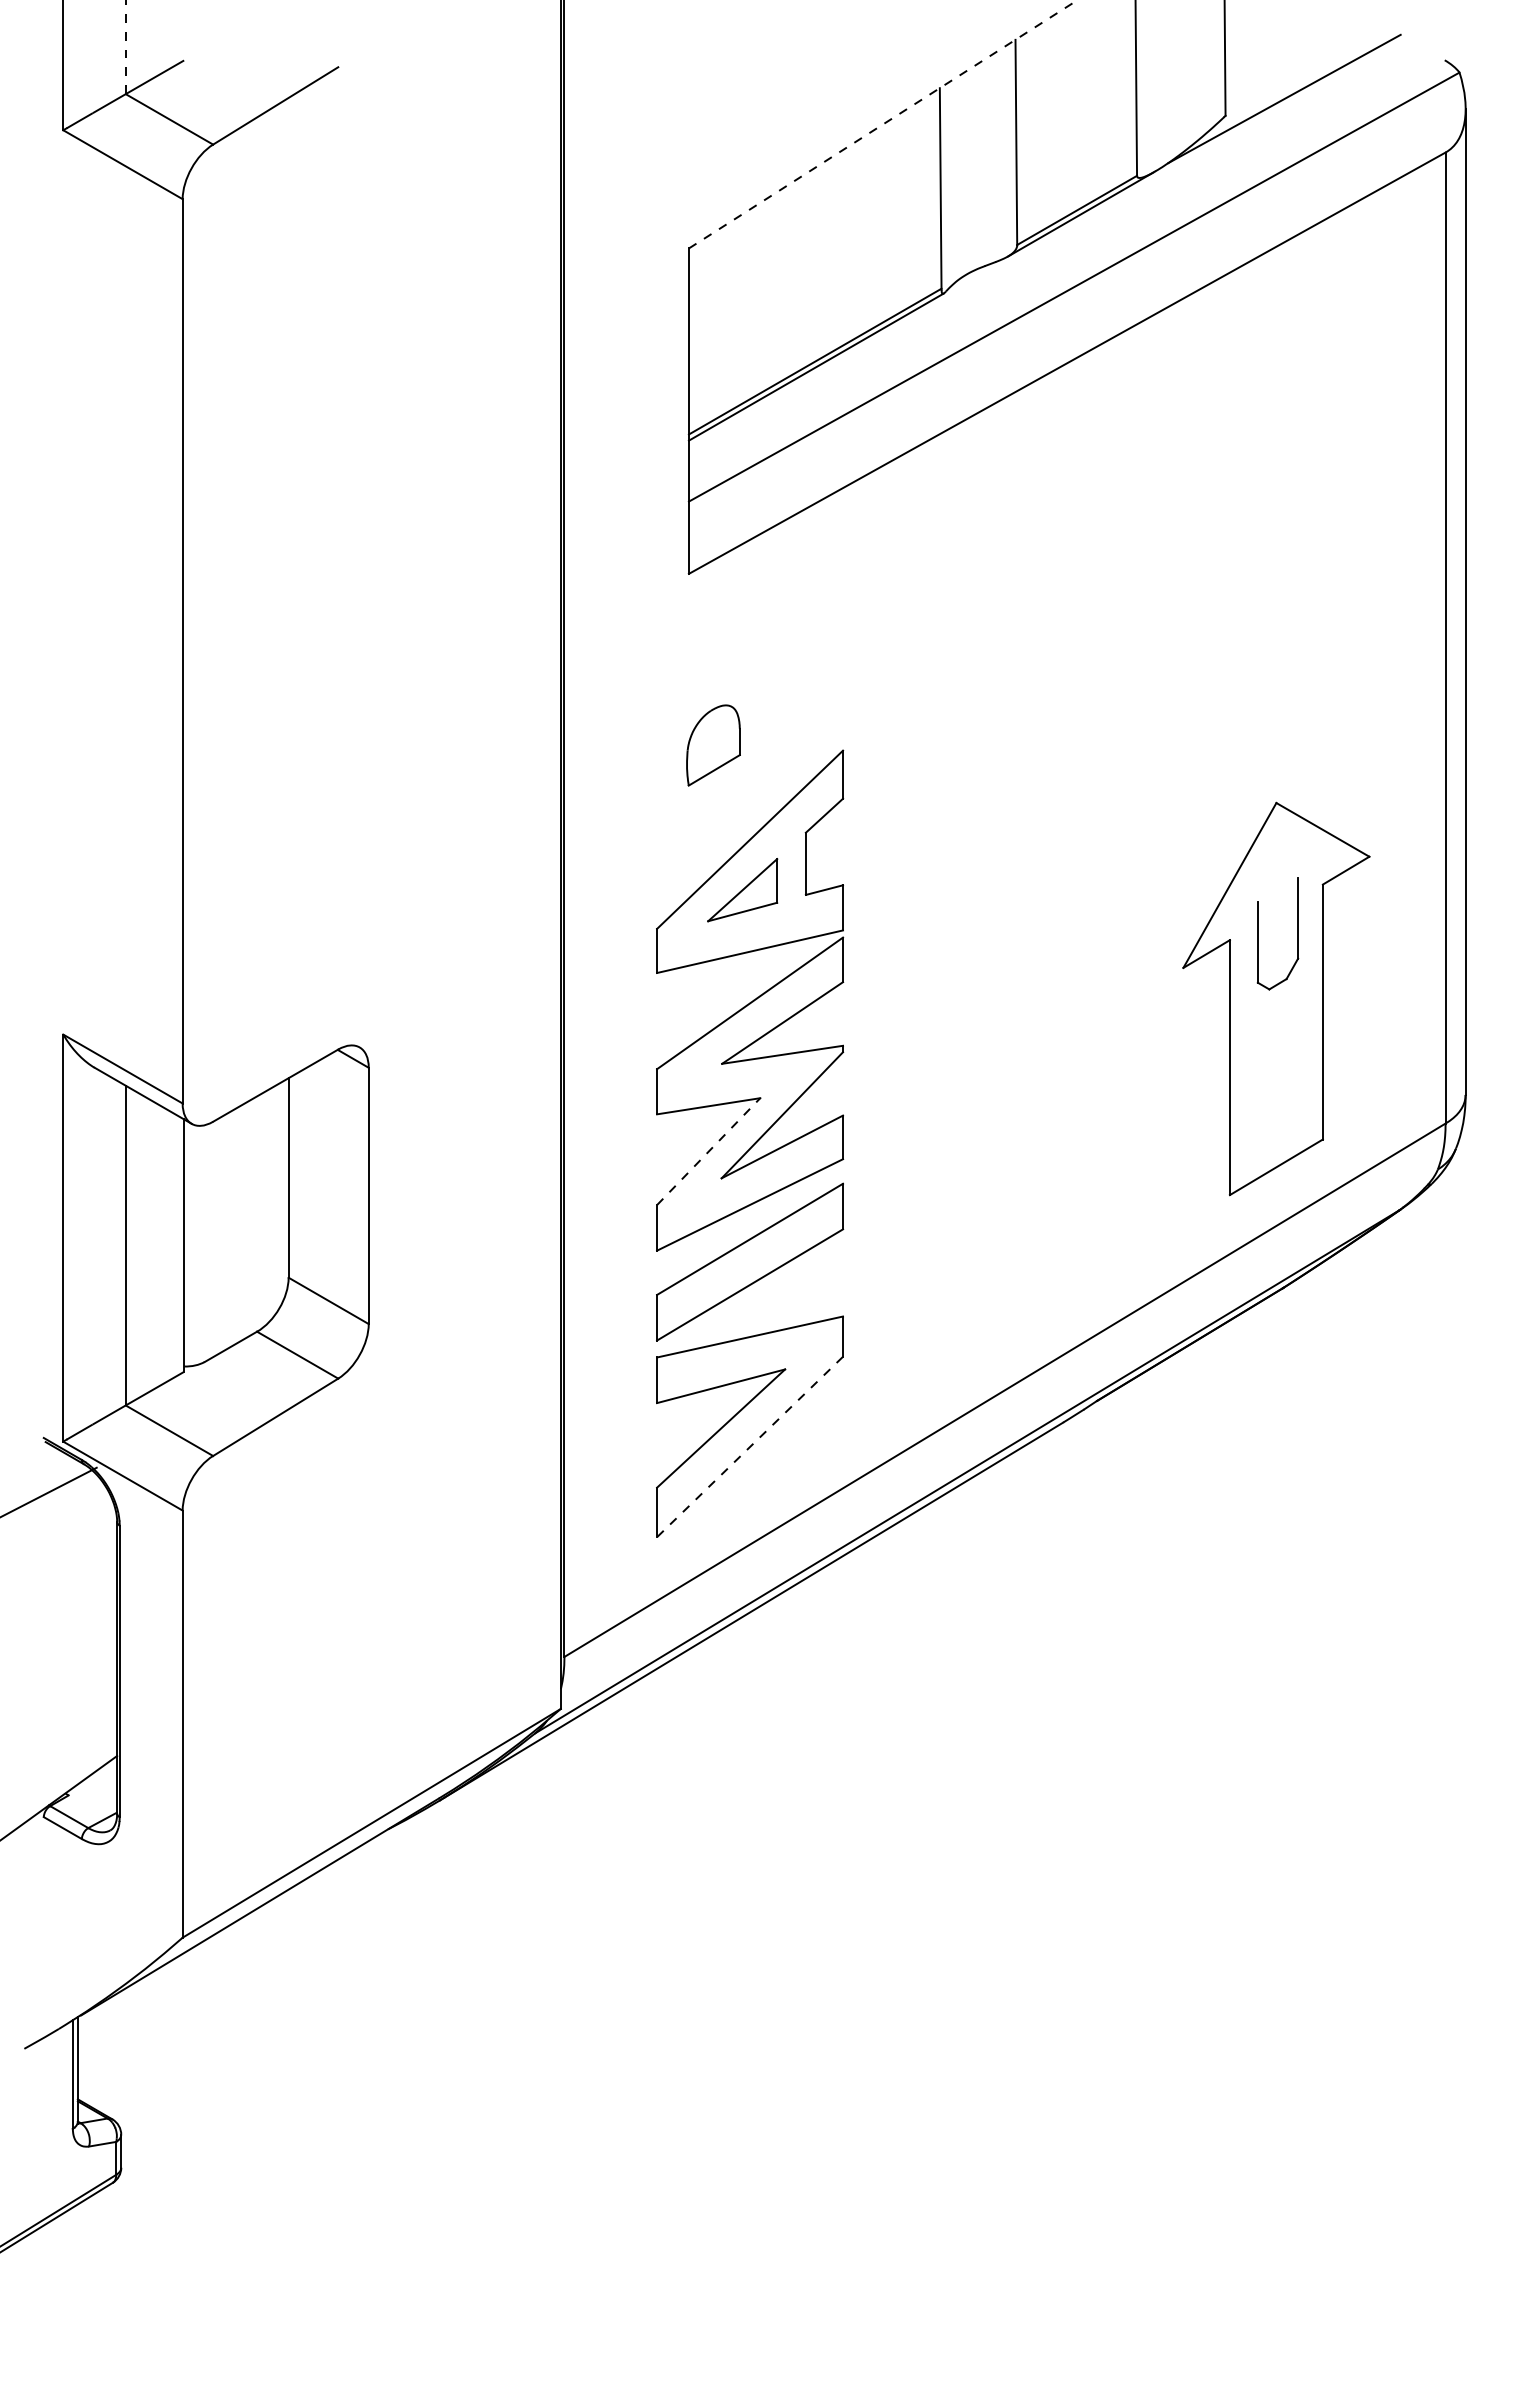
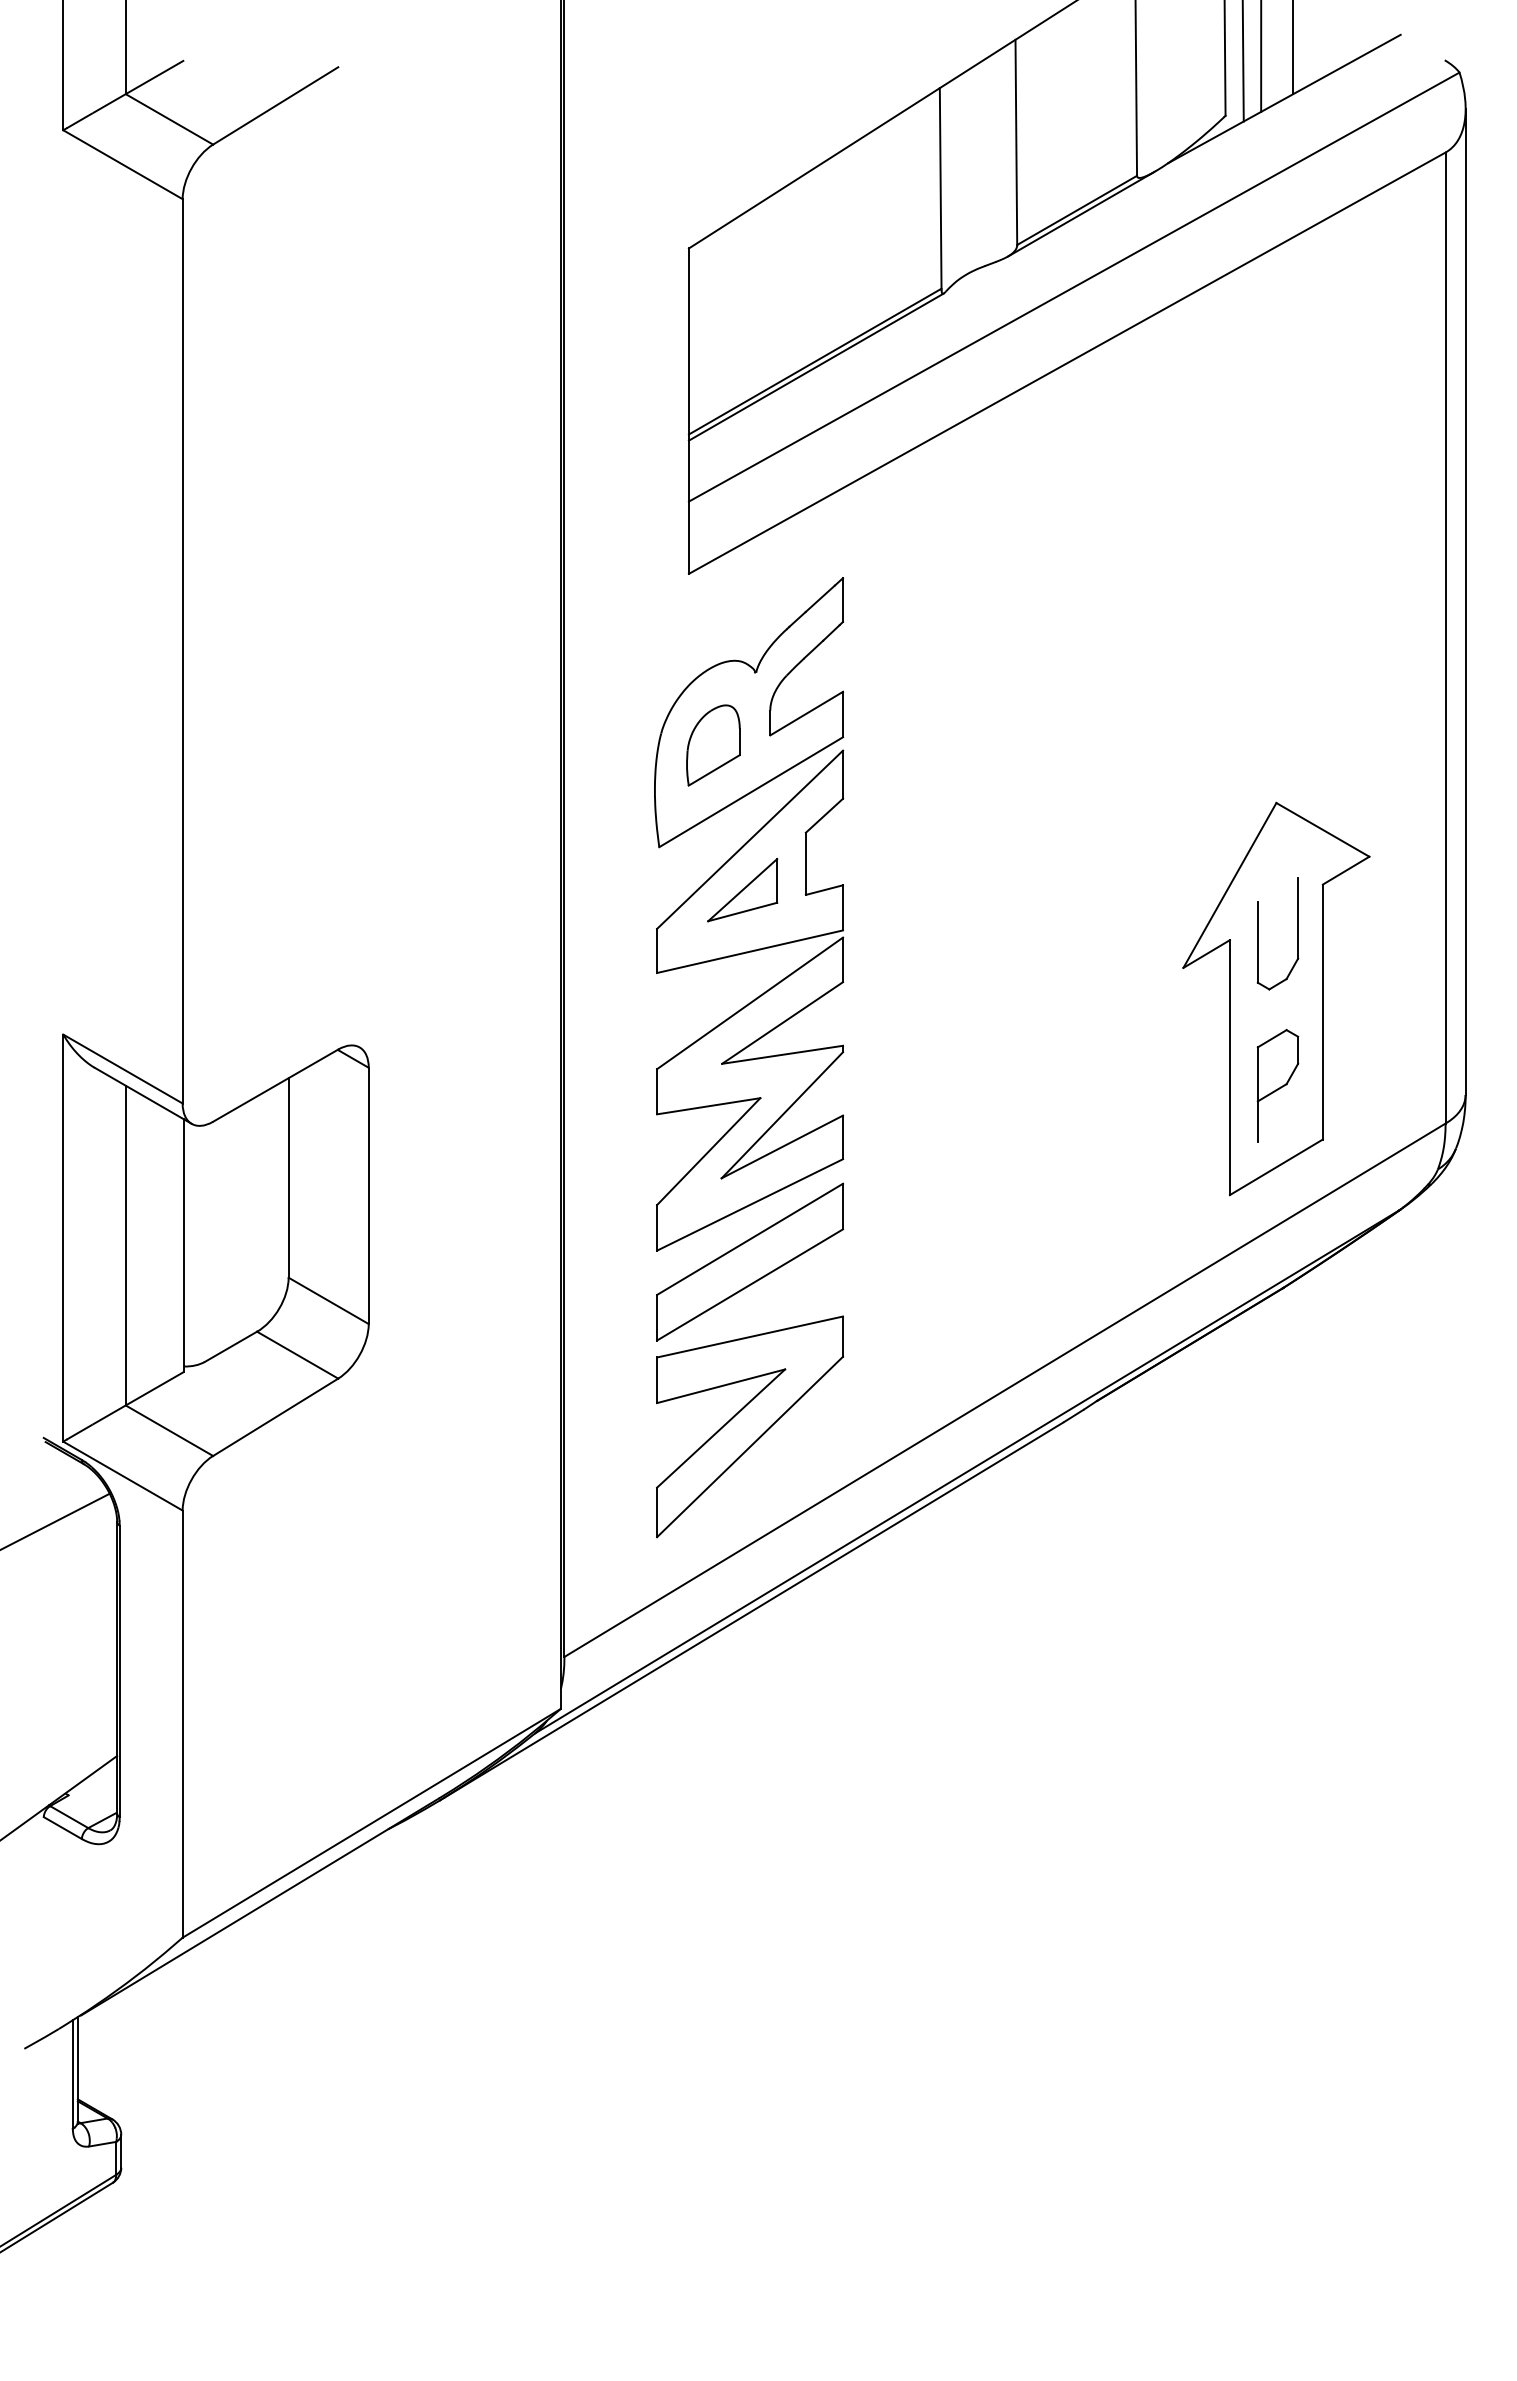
line: dashed -> solid (125, 47)
line: none -> present (1293, 48)
line: none -> present (1261, 56)
line: none -> present (1242, 61)
line: dashed -> solid (883, 124)
part: none -> present (749, 712)
part: none -> present (1277, 1085)
line: dashed -> solid (709, 1151)
line: dashed -> solid (750, 1446)
line position: (49, 1491) -> (55, 1520) (55, 1520)
